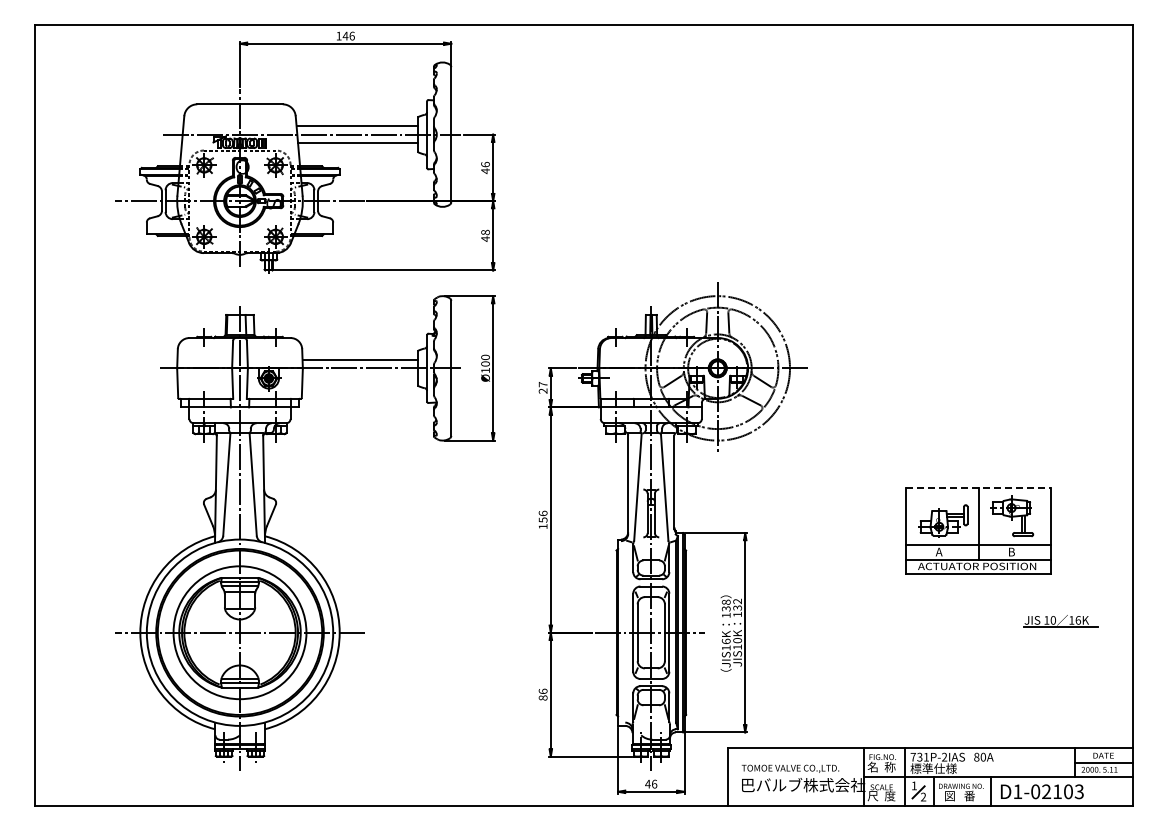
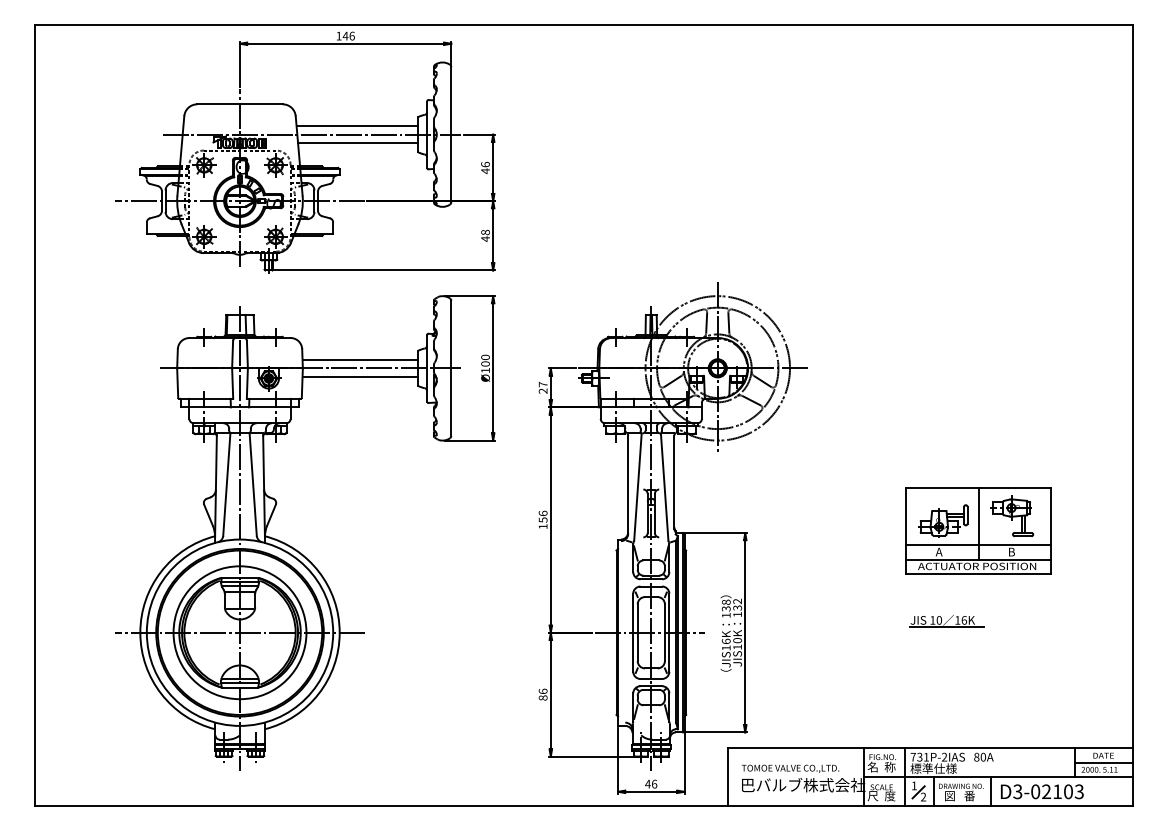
line: none -> present (359, 377)
line: dashed -> solid (979, 487)
part position: (1060, 621) -> (946, 621) (946, 621)
text: D1-02103 -> D3-02103 (1017, 791)
